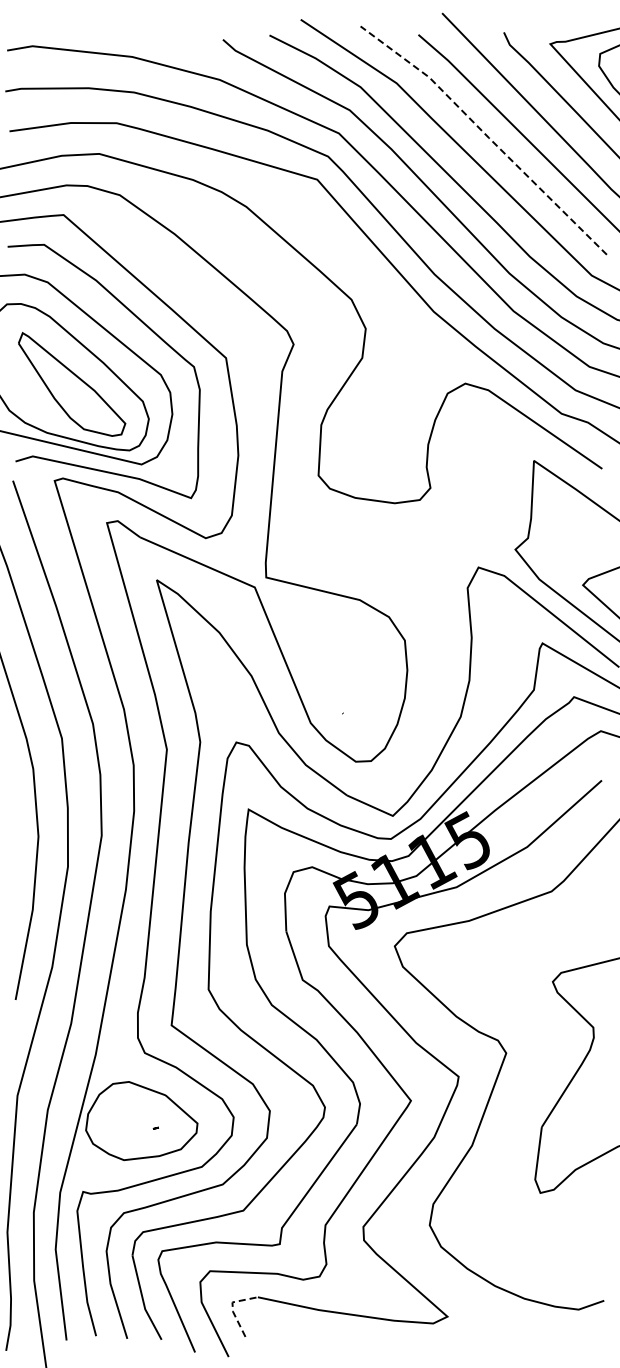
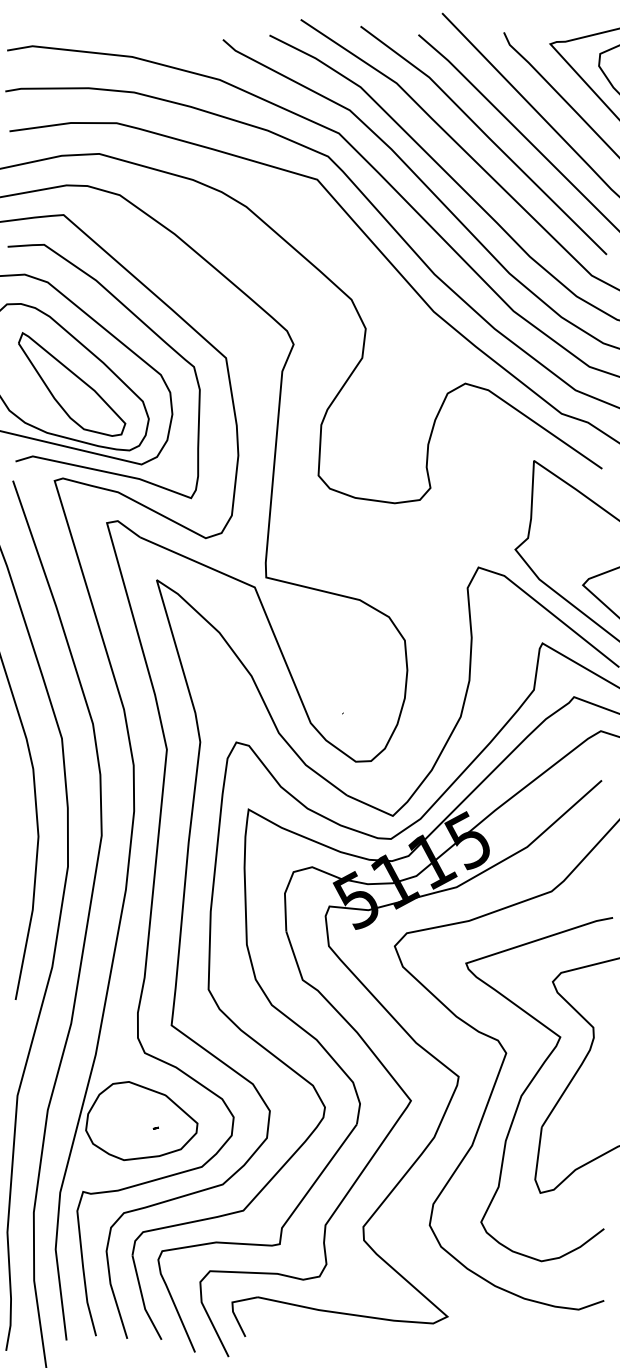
line: dashed -> solid (487, 135)
curve: none -> present (531, 1083)
line: dashed -> solid (232, 1307)
